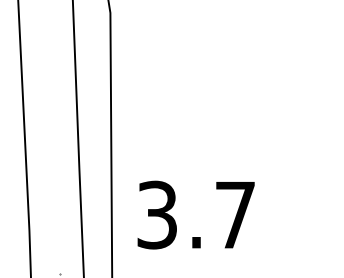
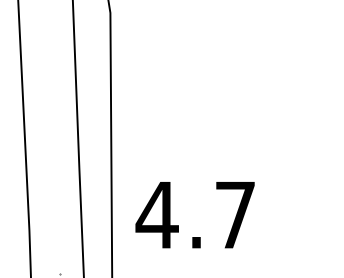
text: 3.7 -> 4.7 (156, 214)
